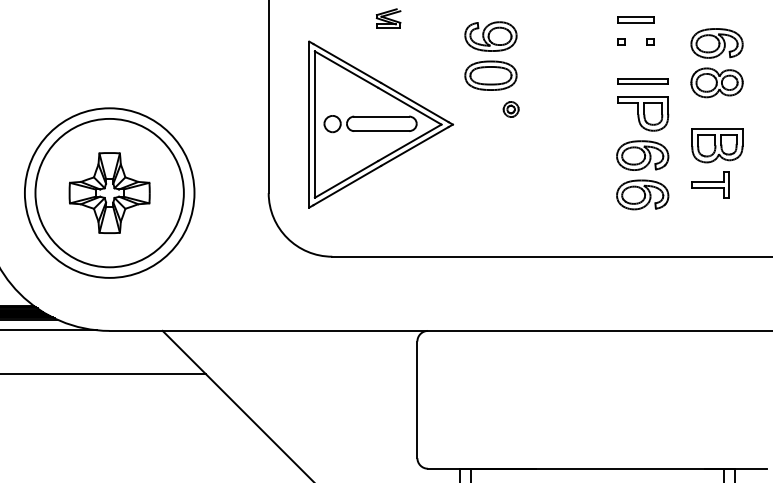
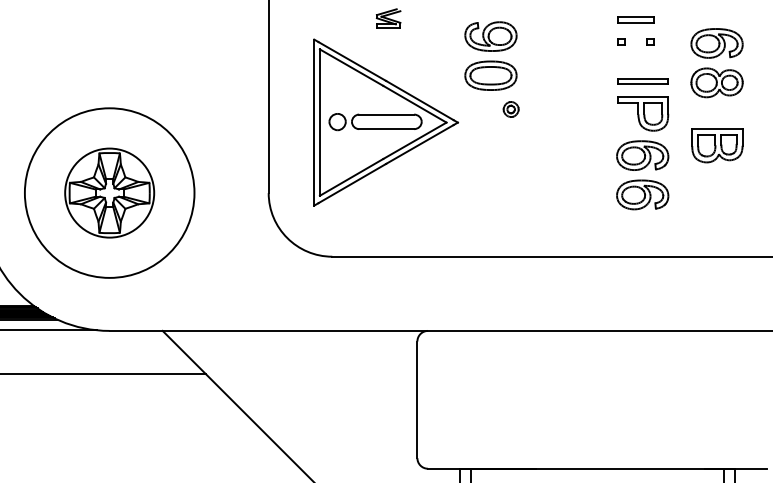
part position: (380, 124) -> (385, 122) (385, 122)
part: present -> none (710, 184)
circle diameter: 148 px -> 89 px (109, 192)
